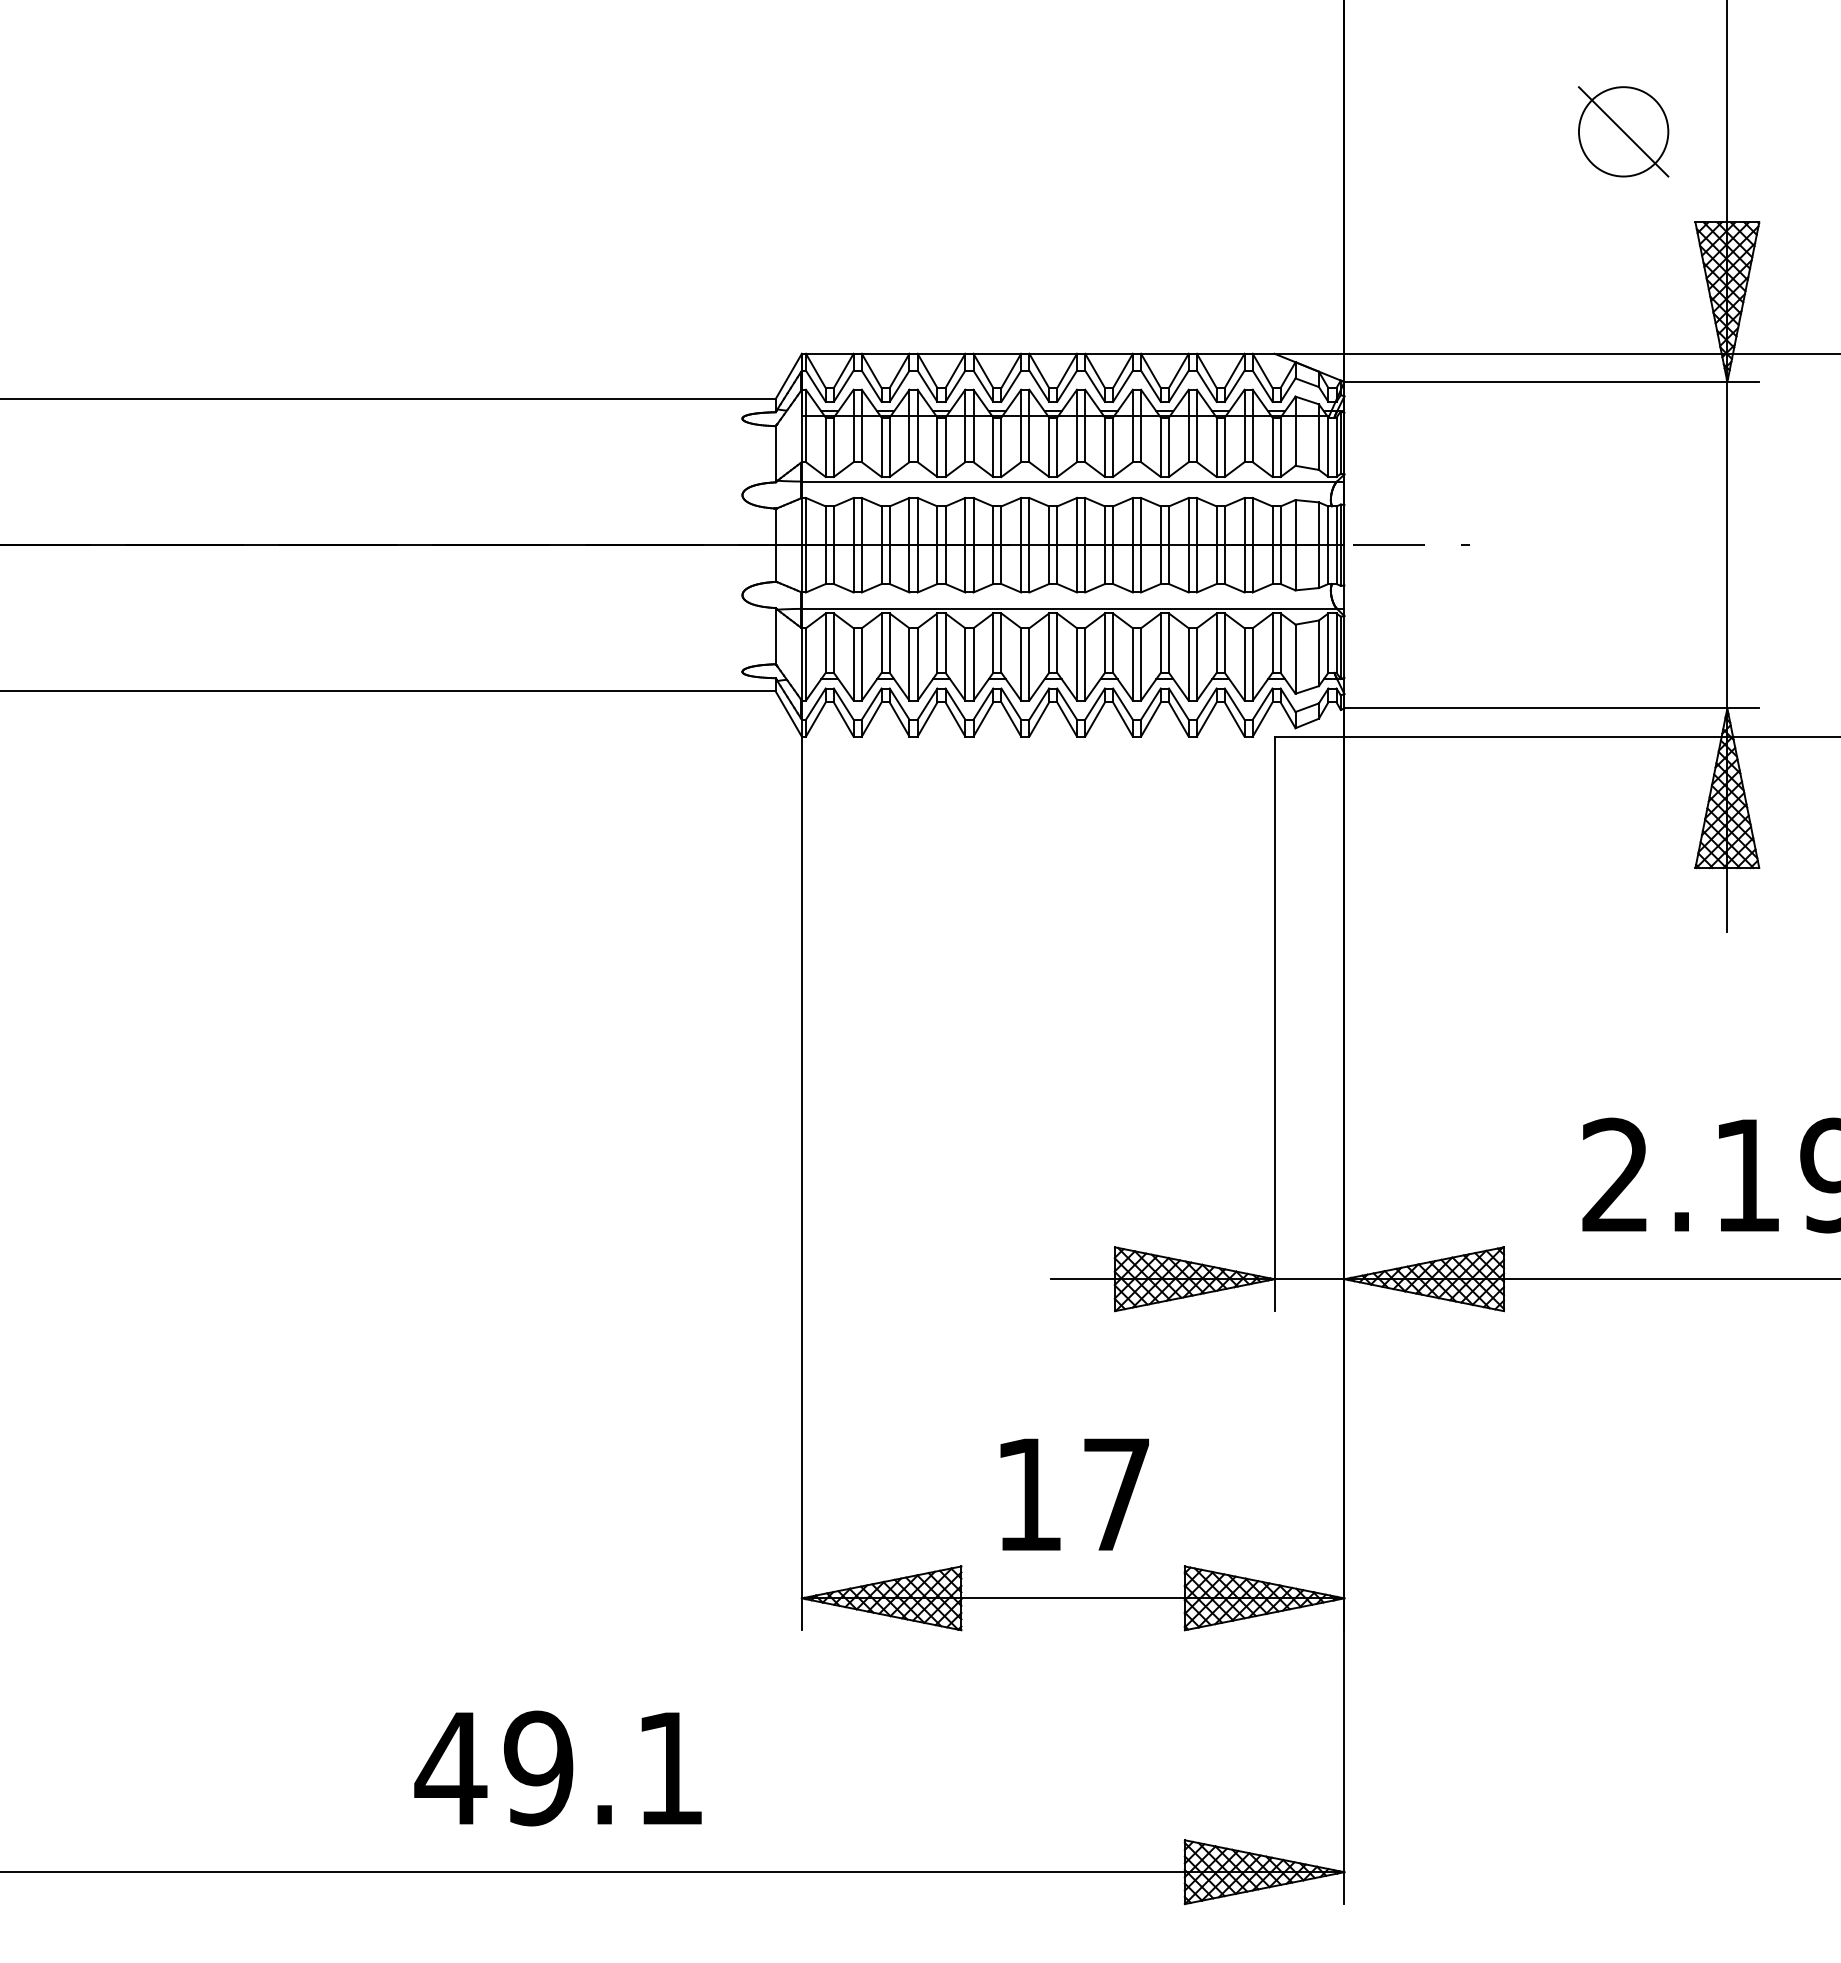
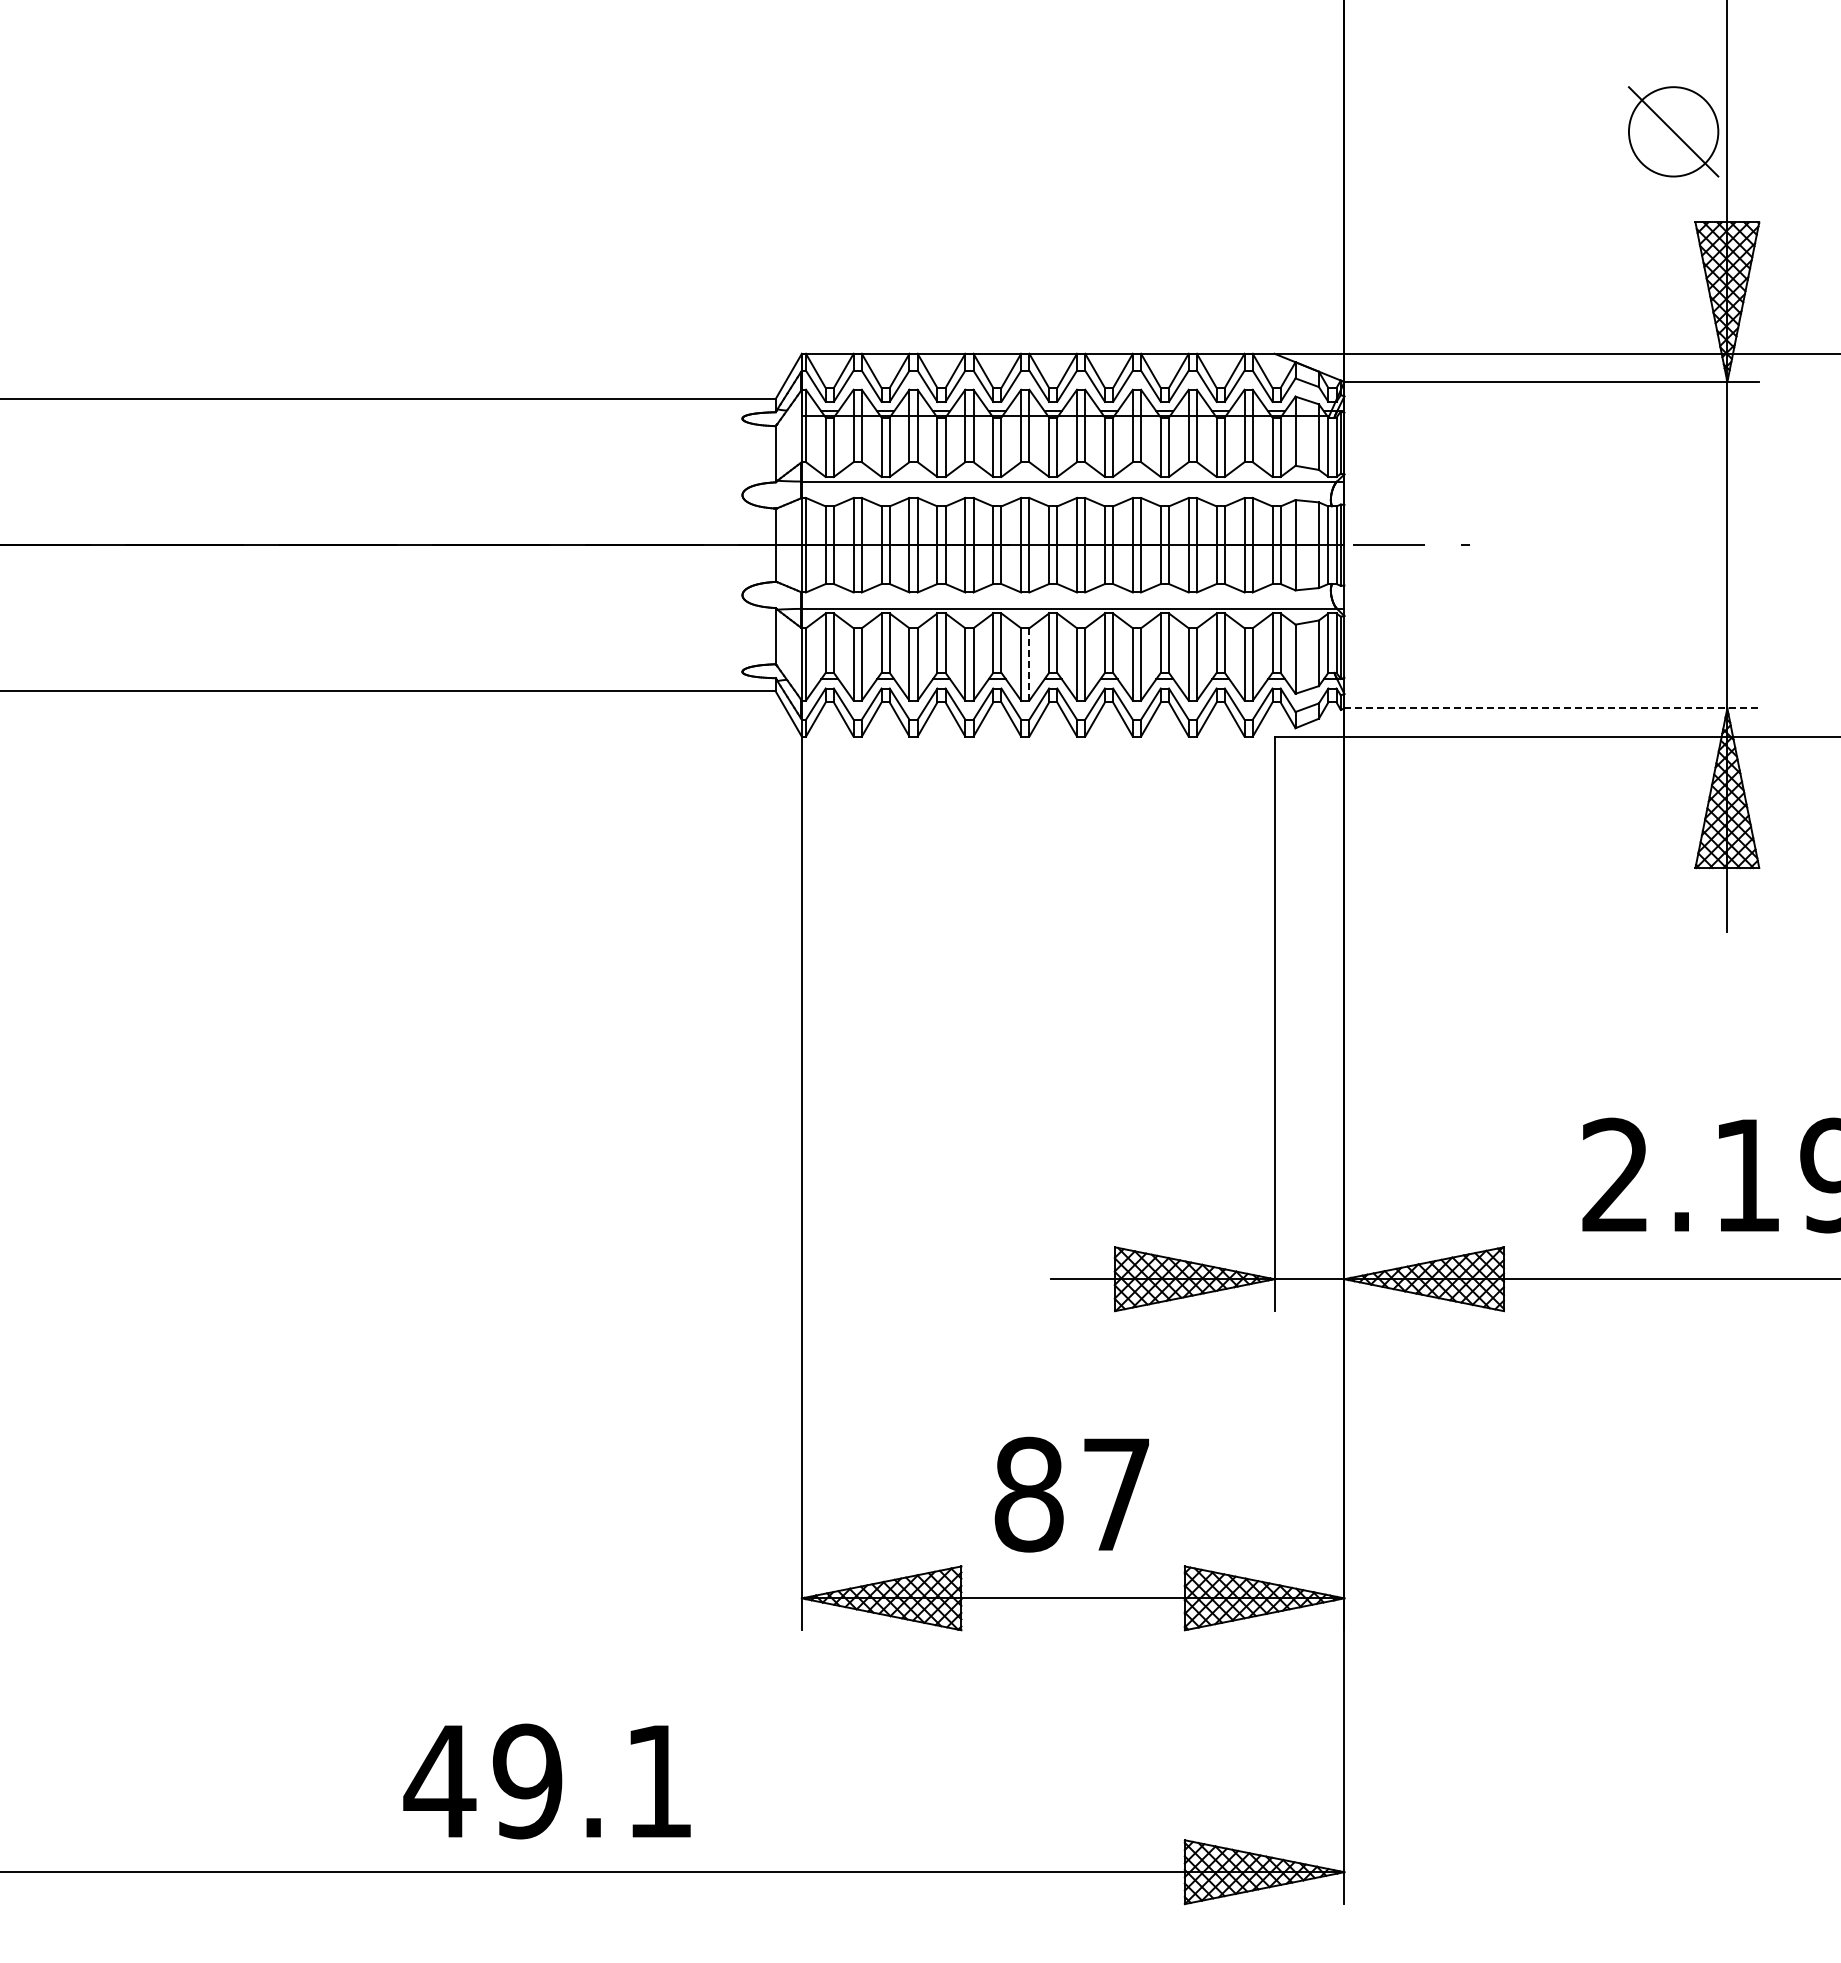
part position: (1623, 131) -> (1673, 131) (1673, 131)
line: solid -> dashed (1029, 664)
line: solid -> dashed (1552, 708)
text: 17 -> 87 (1028, 1494)
text position: (557, 1768) -> (546, 1781) (546, 1781)
